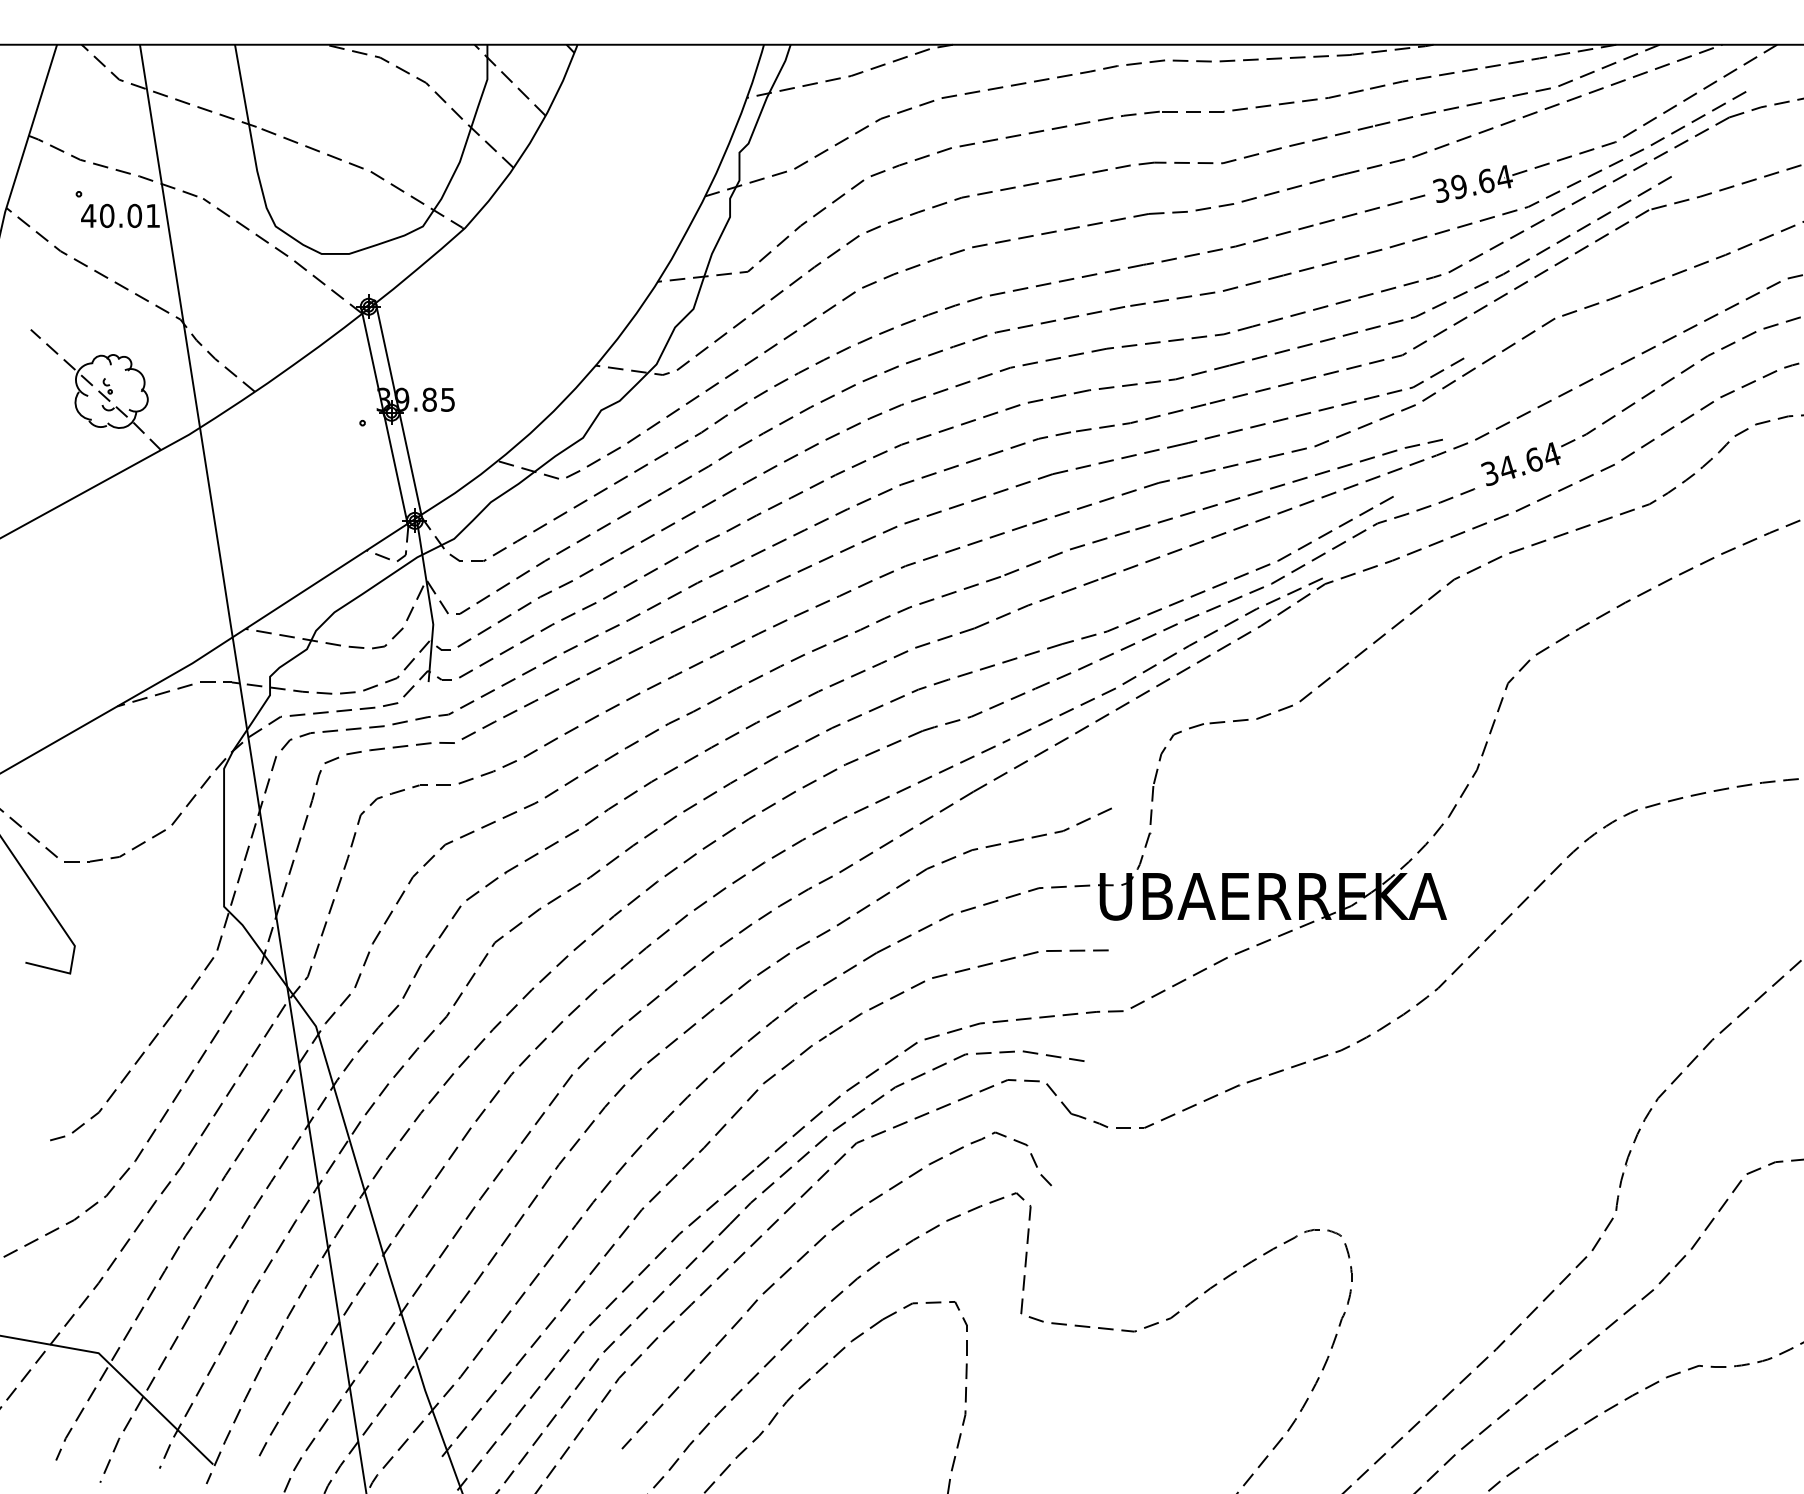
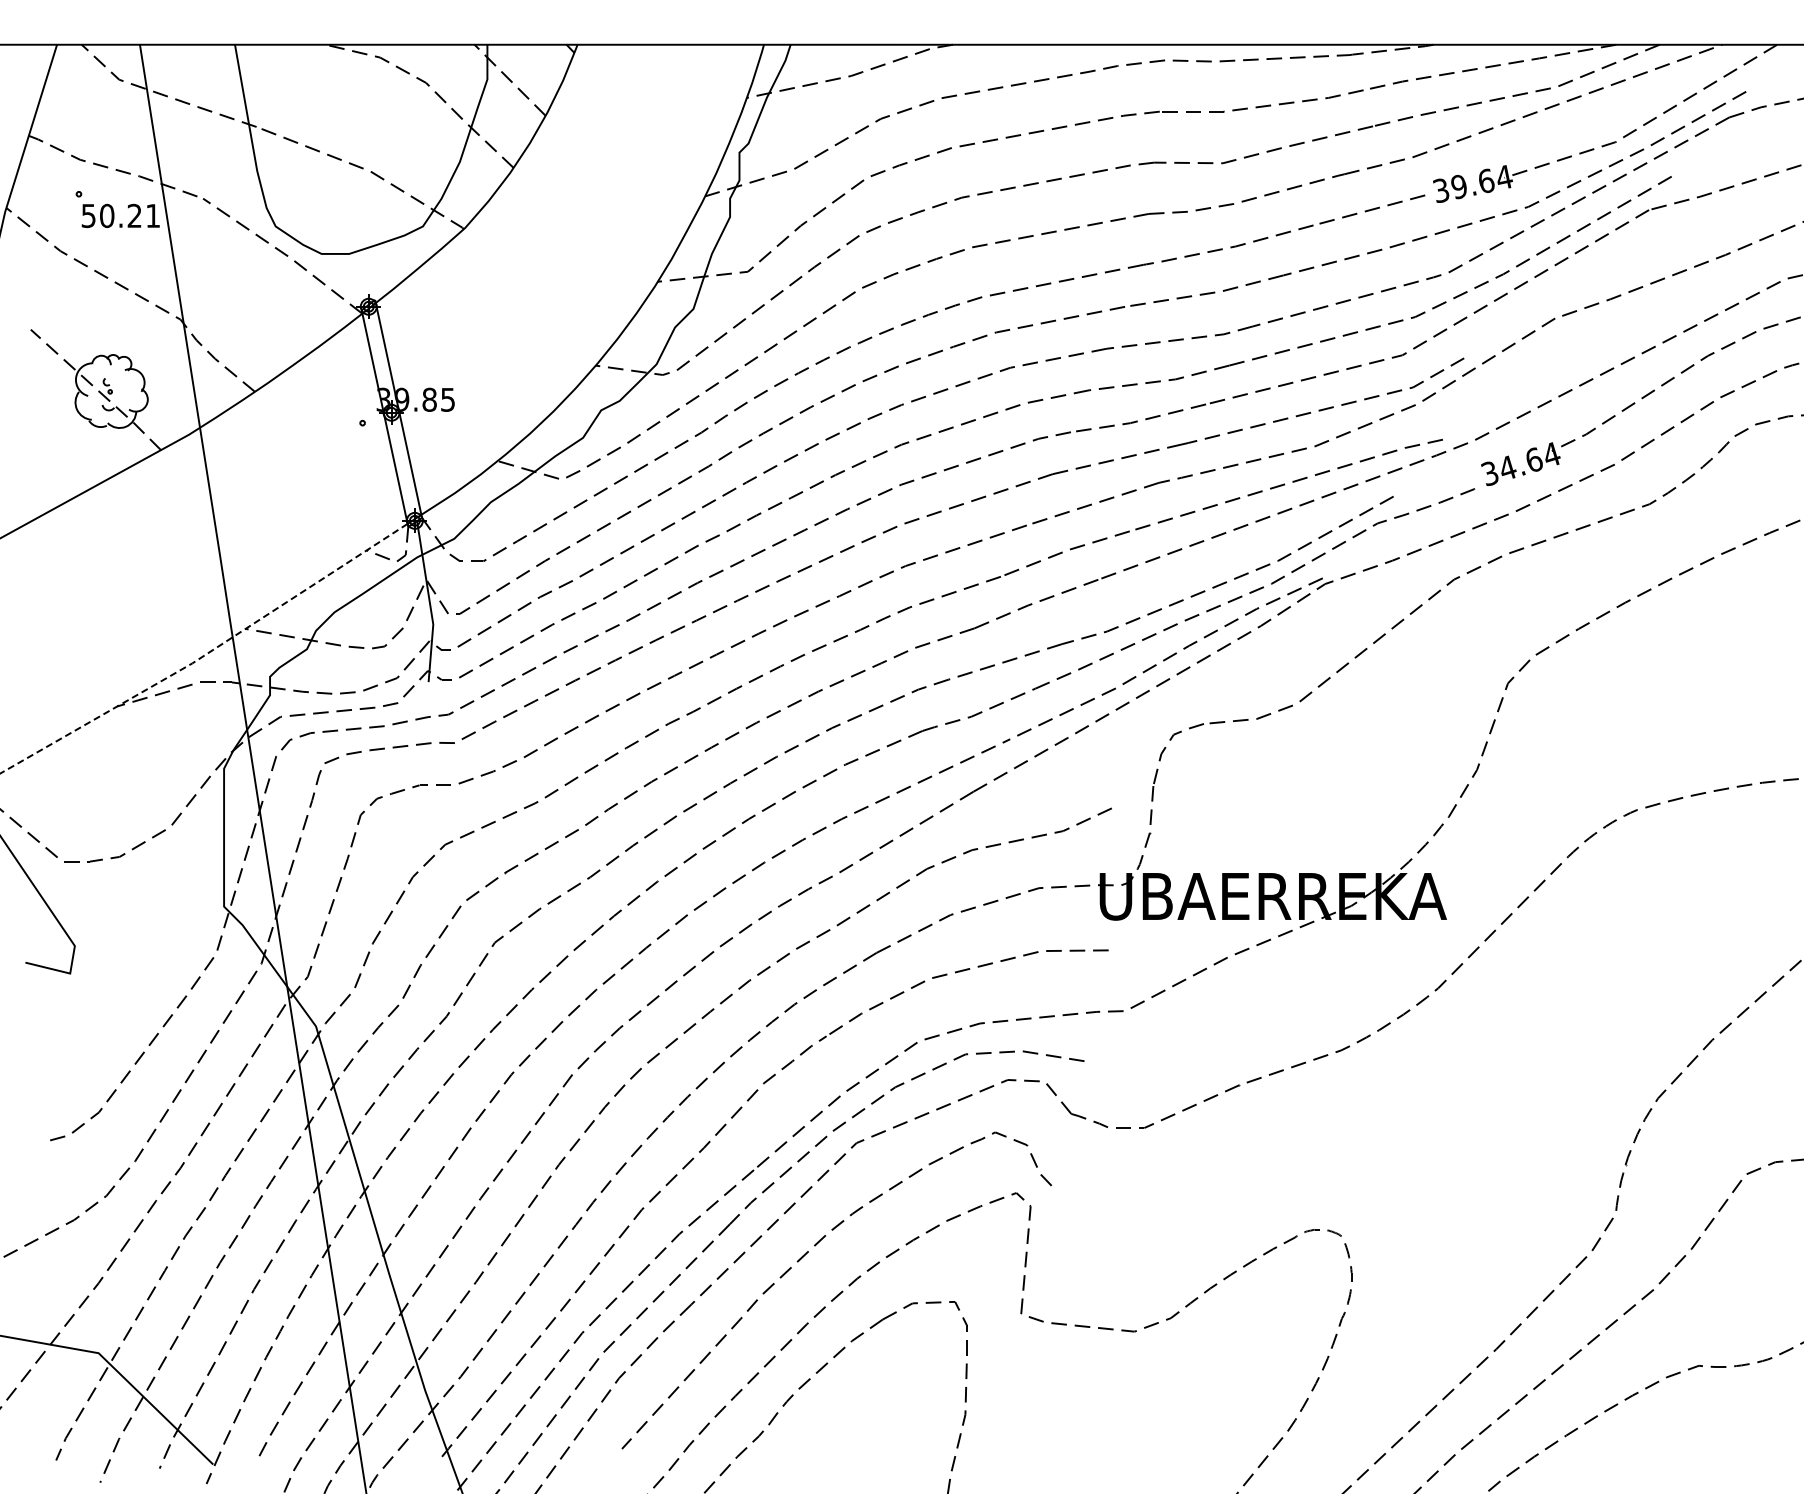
text: 40.01 -> 50.21 (111, 215)
line: solid -> dashed (206, 654)
